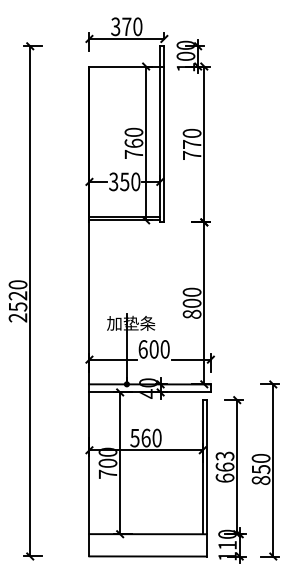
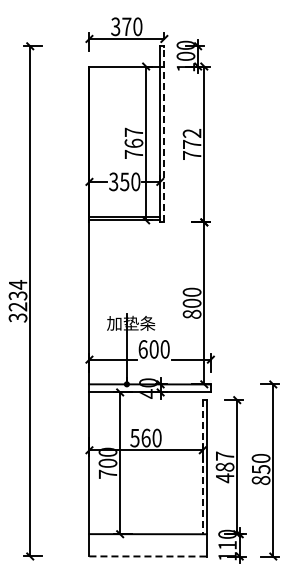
text: 760 -> 767 (133, 131)
text: 770 -> 772 (191, 132)
line: solid -> dashed (164, 134)
text: 2520 -> 3234 (17, 301)
line: solid -> dashed (202, 467)
text: 663 -> 487 (224, 467)
line: solid -> dashed (148, 556)
